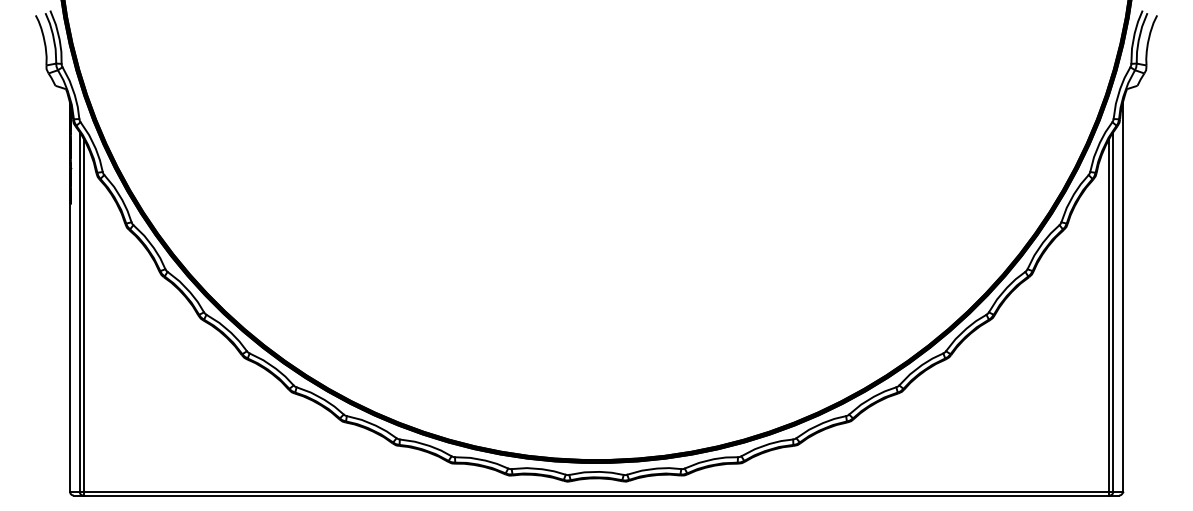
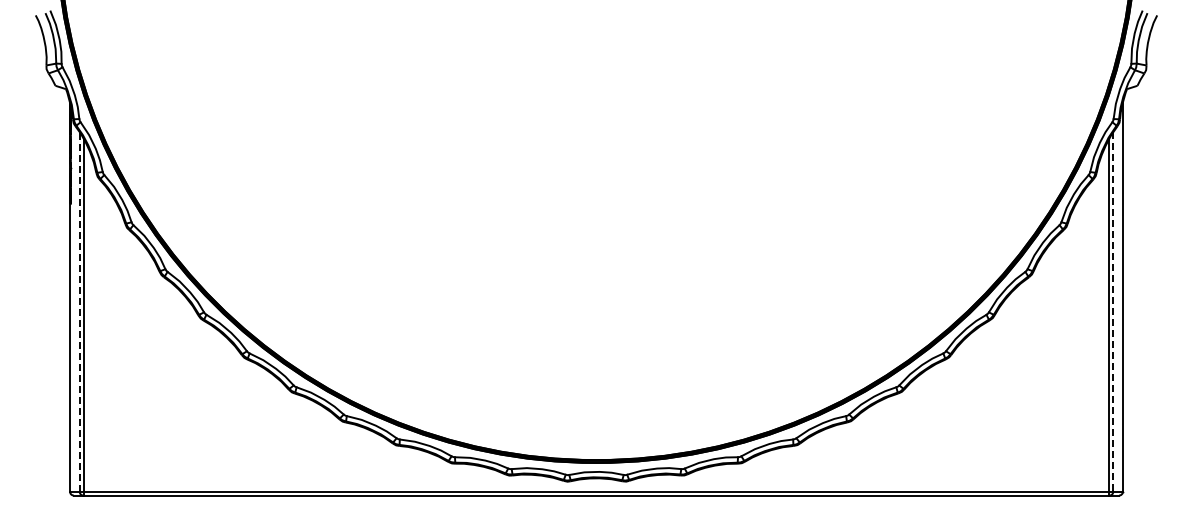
line: solid -> dashed (79, 311)
line: solid -> dashed (1113, 311)
